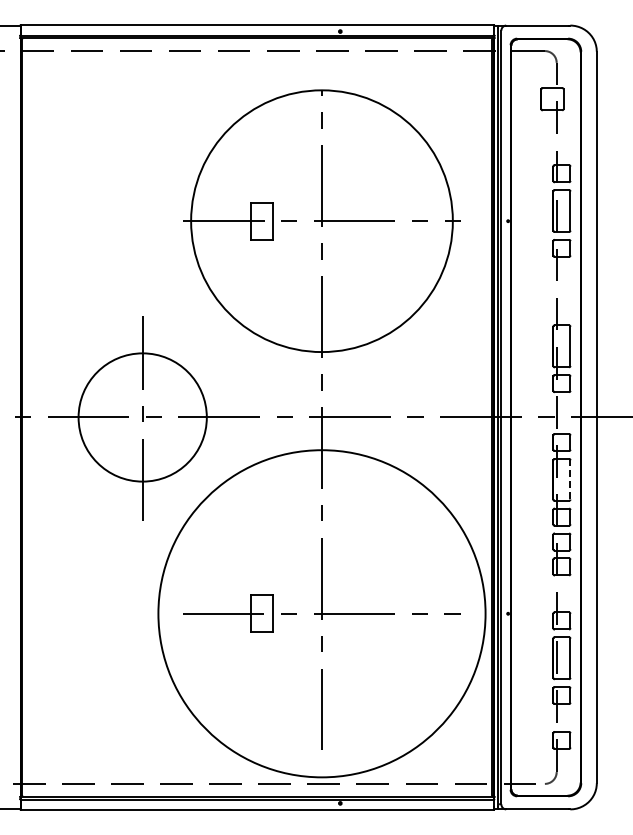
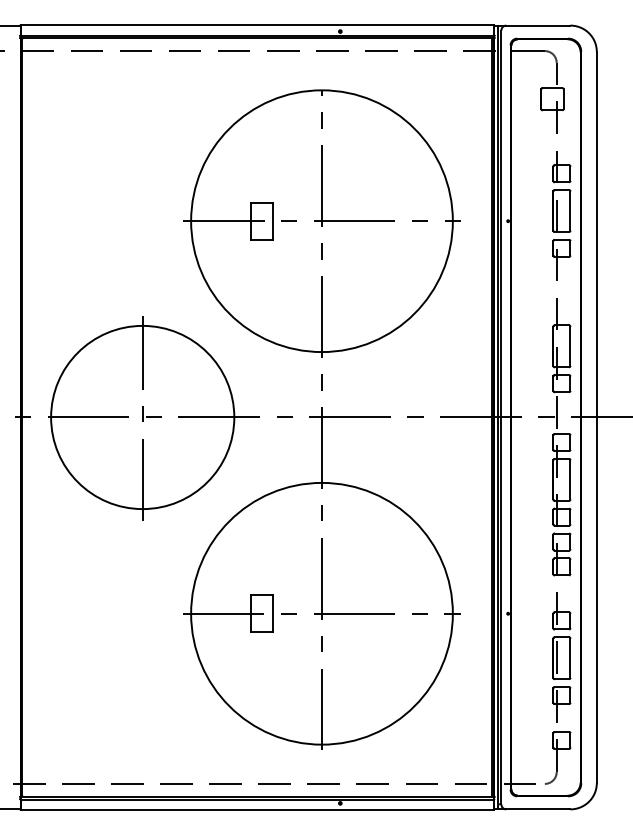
circle diameter: 128 px -> 183 px (142, 417)
line: dashed -> solid (570, 479)
circle diameter: 327 px -> 262 px (321, 613)
